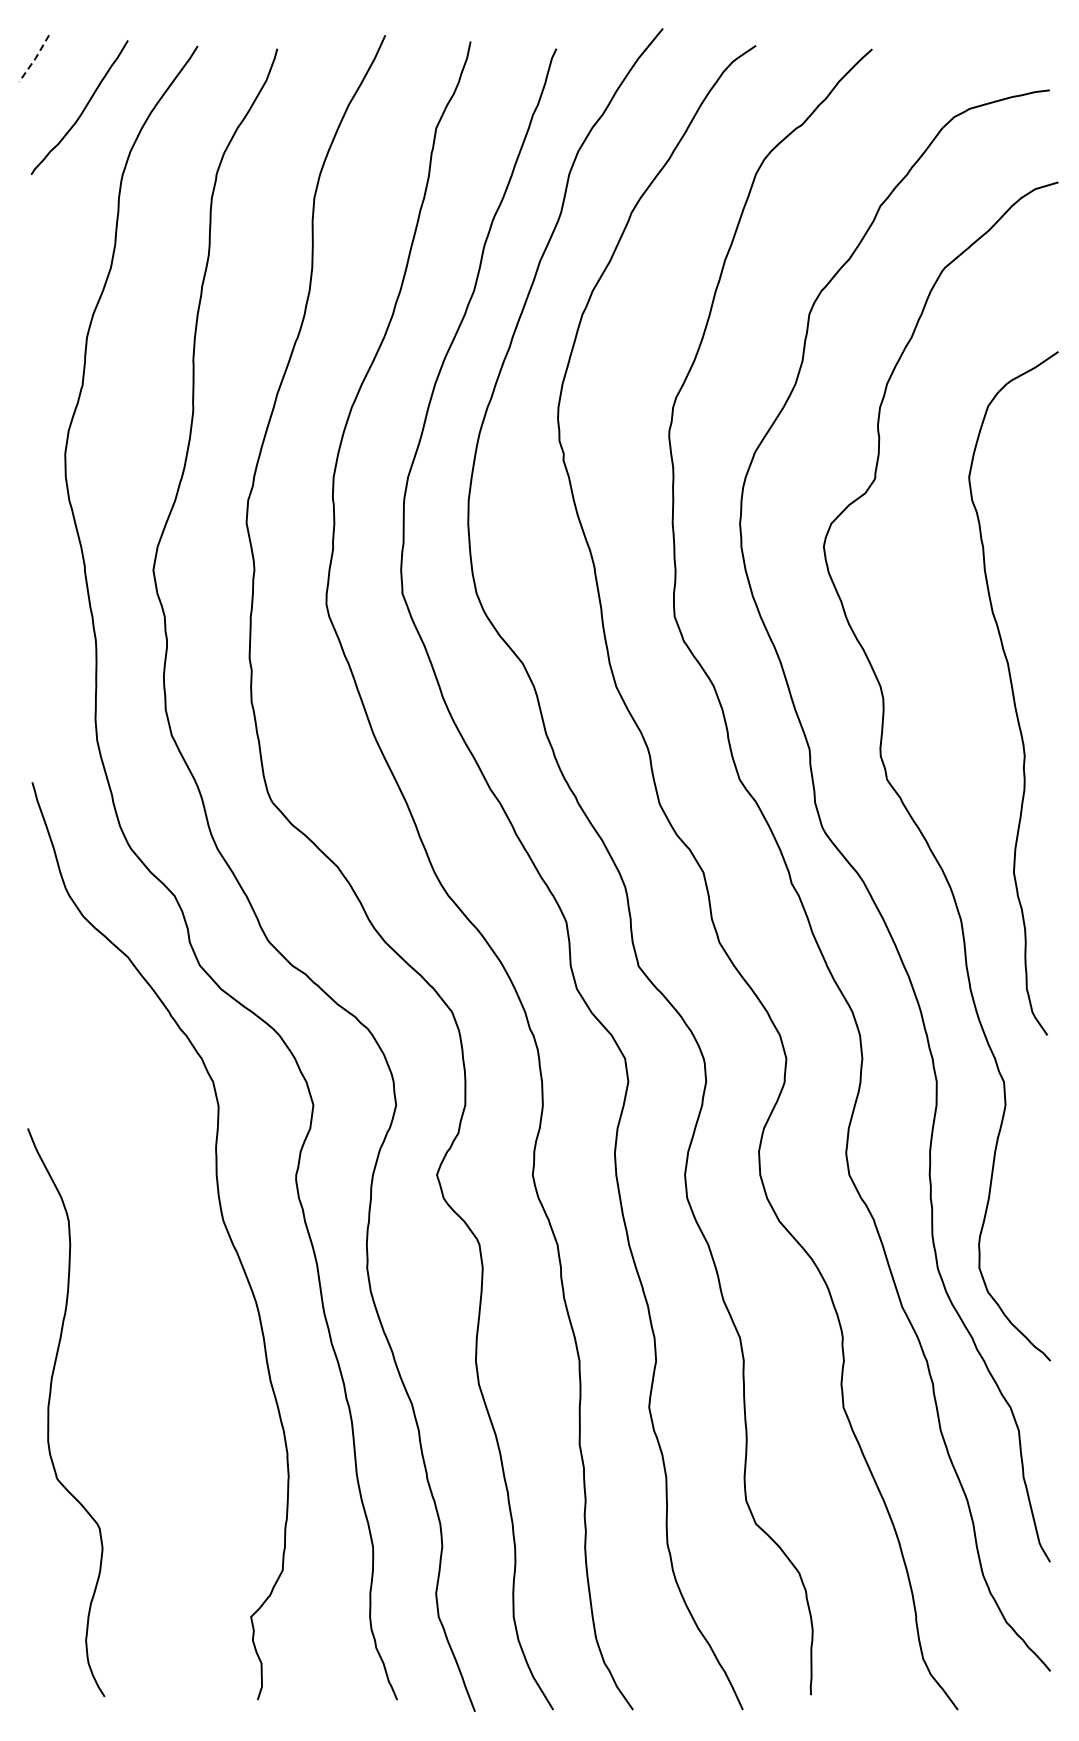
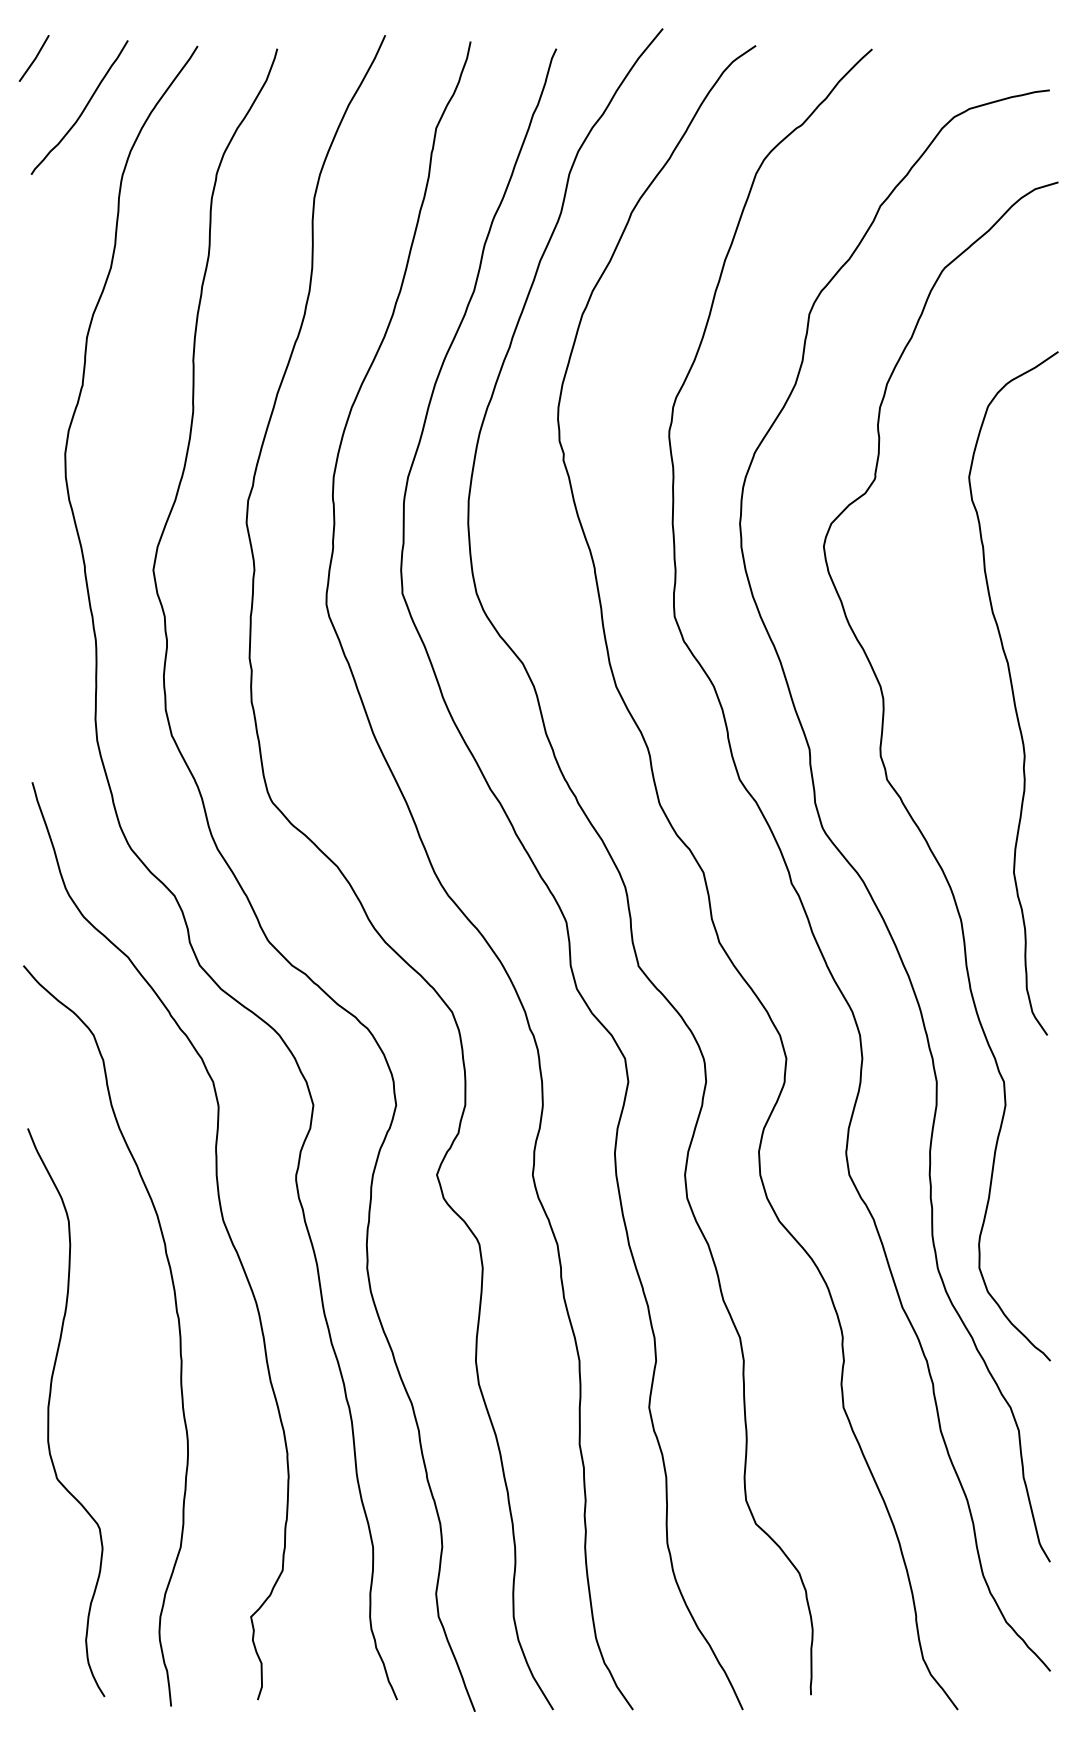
line: dashed -> solid (35, 59)
curve: none -> present (178, 1330)
